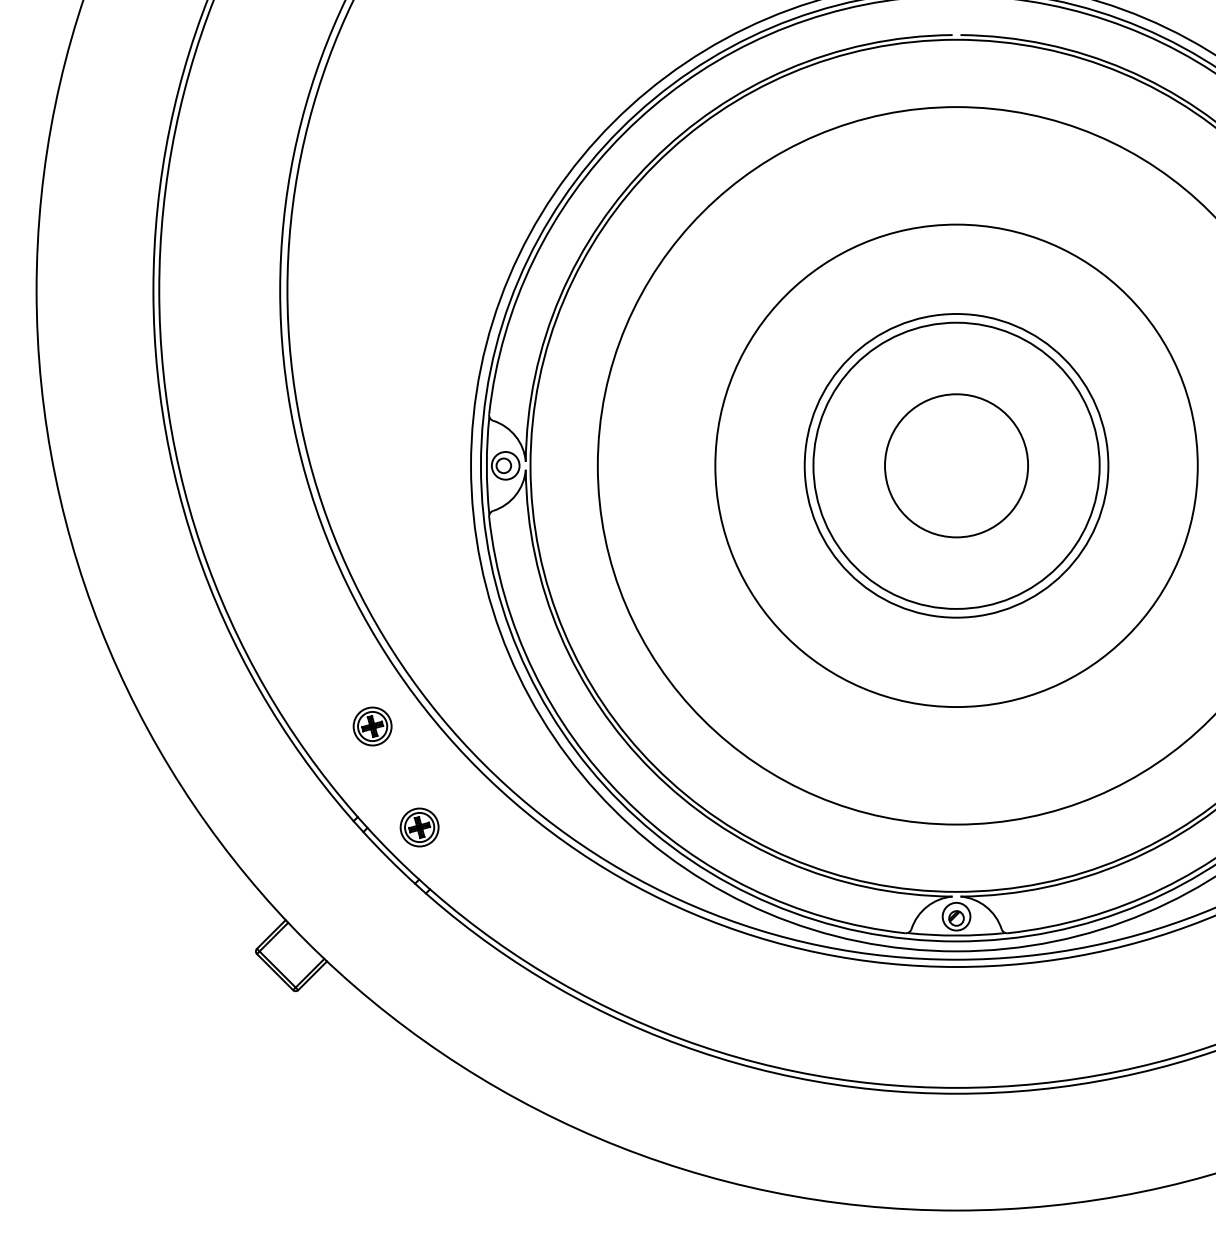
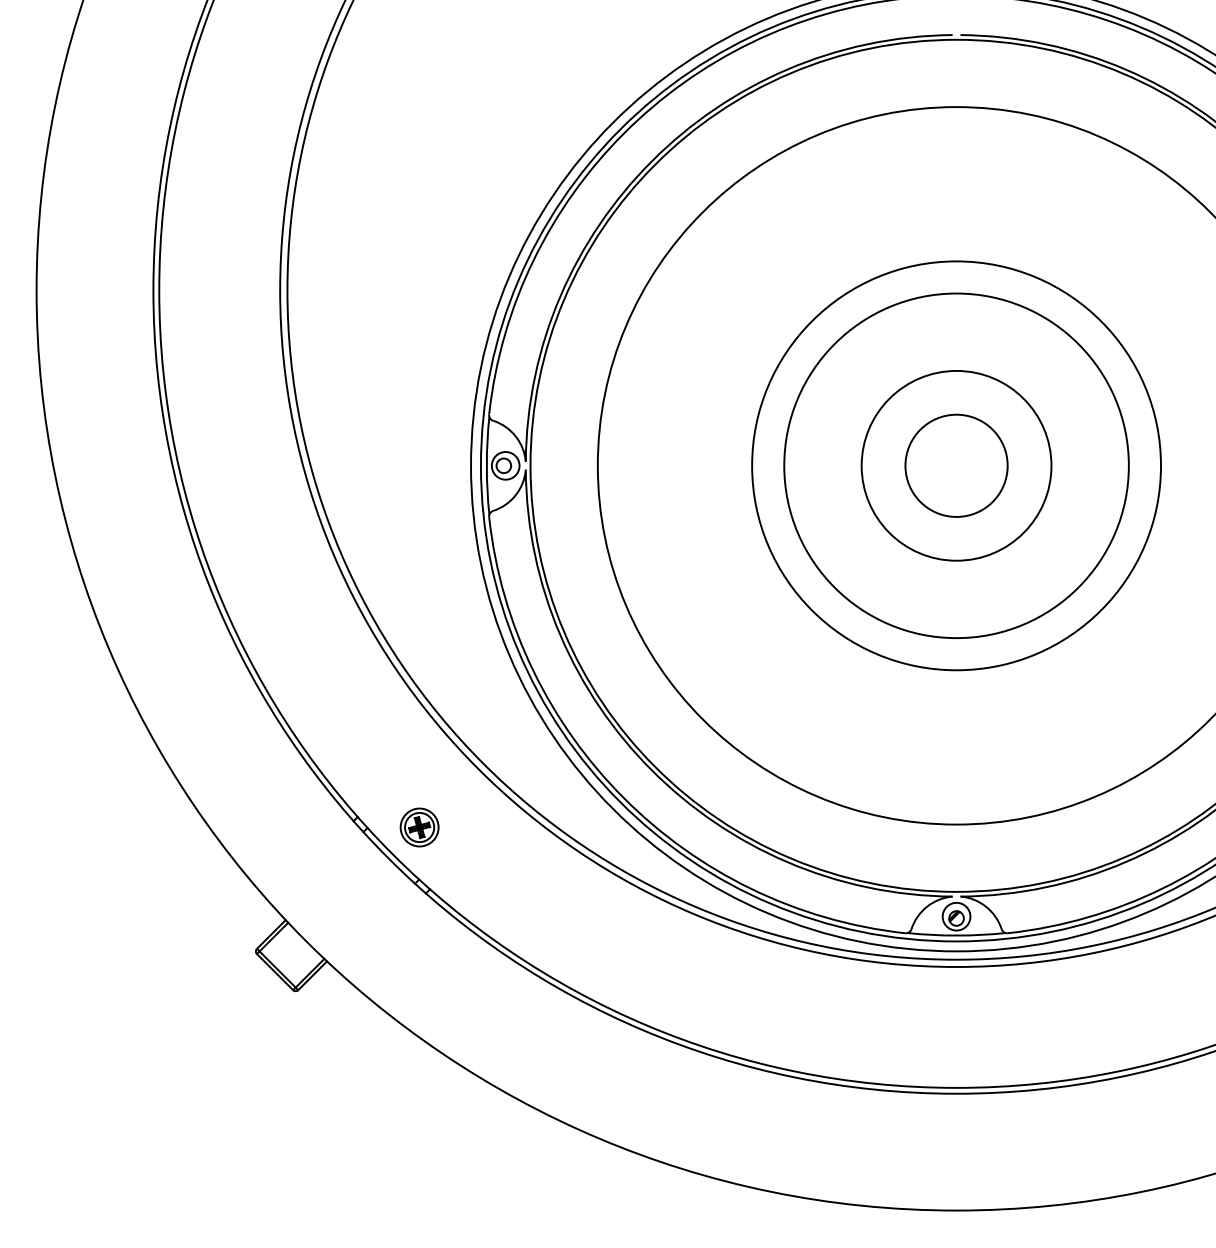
circle diameter: 143 px -> 102 px (956, 465)
circle diameter: 286 px -> 409 px (956, 465)
circle diameter: 304 px -> 190 px (956, 465)
circle diameter: 482 px -> 345 px (956, 465)
part: present -> none (372, 726)
